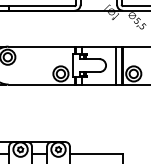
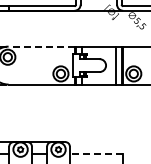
line: solid -> dashed (41, 46)
line: solid -> dashed (96, 154)
